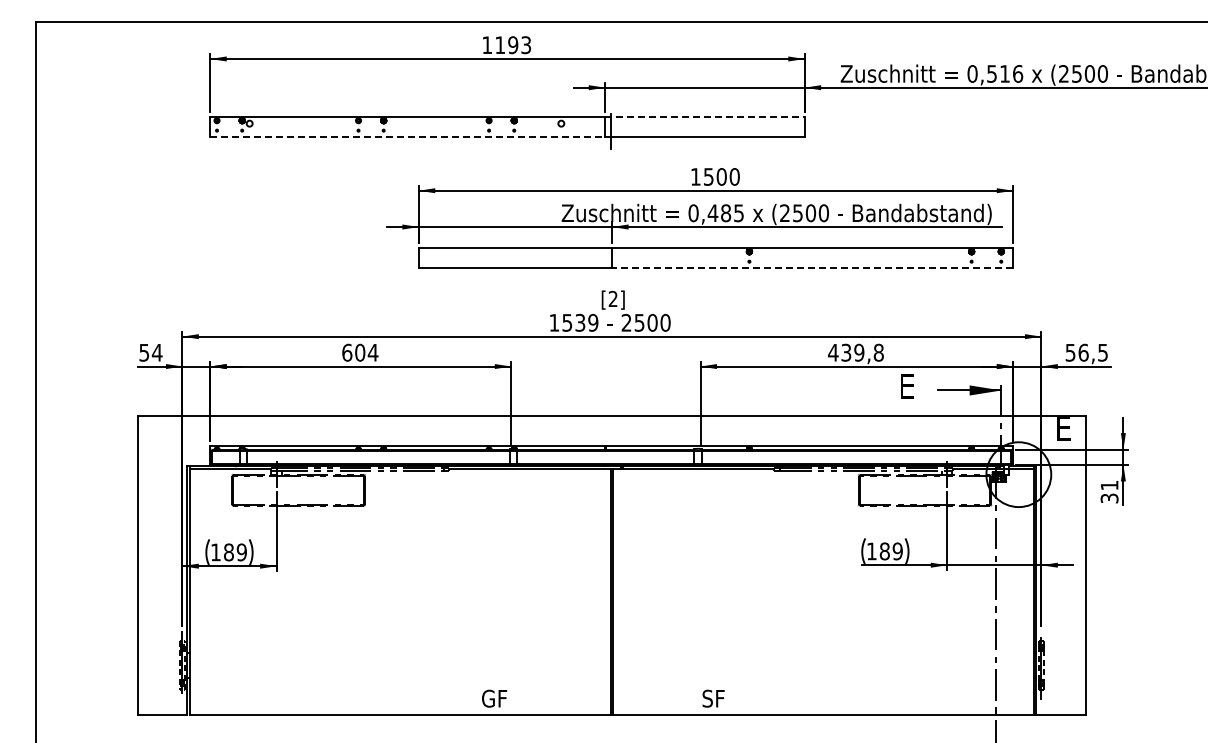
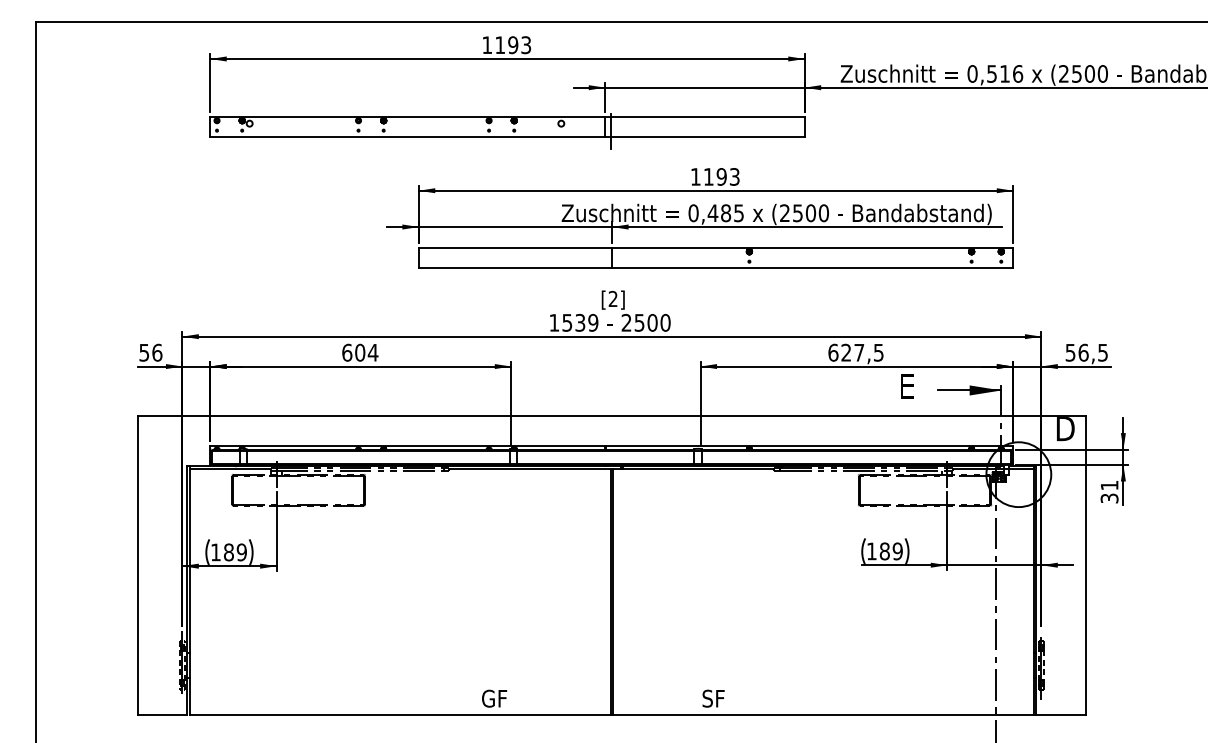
line: dashed -> solid (704, 117)
line: dashed -> solid (408, 137)
text: 1500 -> 1193 (721, 176)
line: dashed -> solid (812, 268)
text: 54 -> 56 (156, 352)
text: 439,8 -> 627,5 (855, 352)
text: E -> D (1065, 429)
